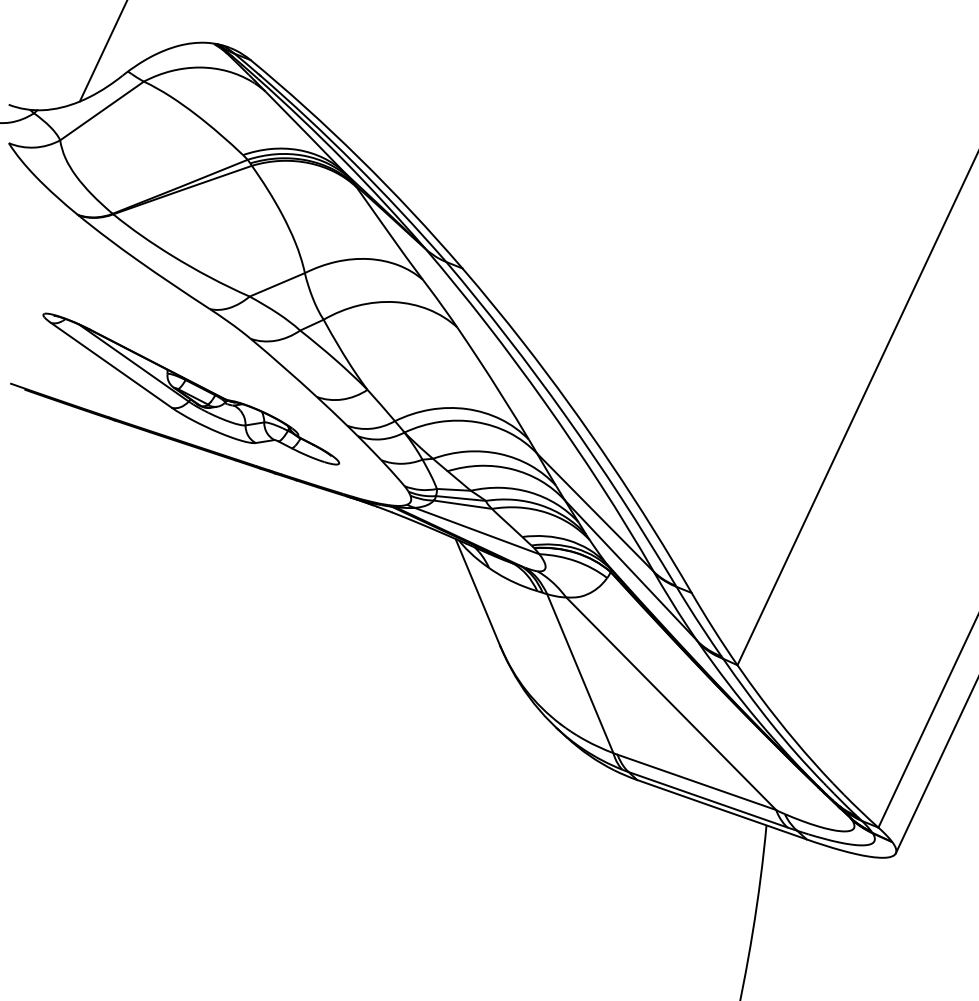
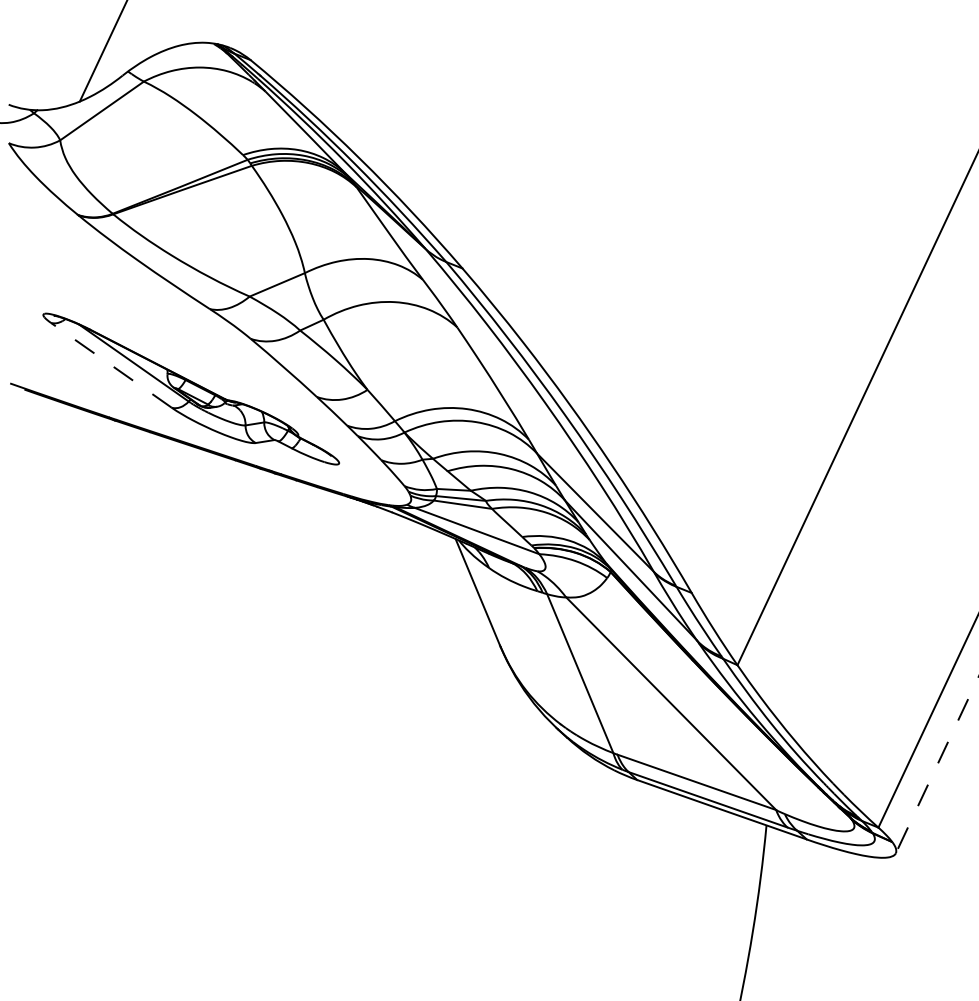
line: solid -> dashed (111, 365)
line: solid -> dashed (937, 765)
